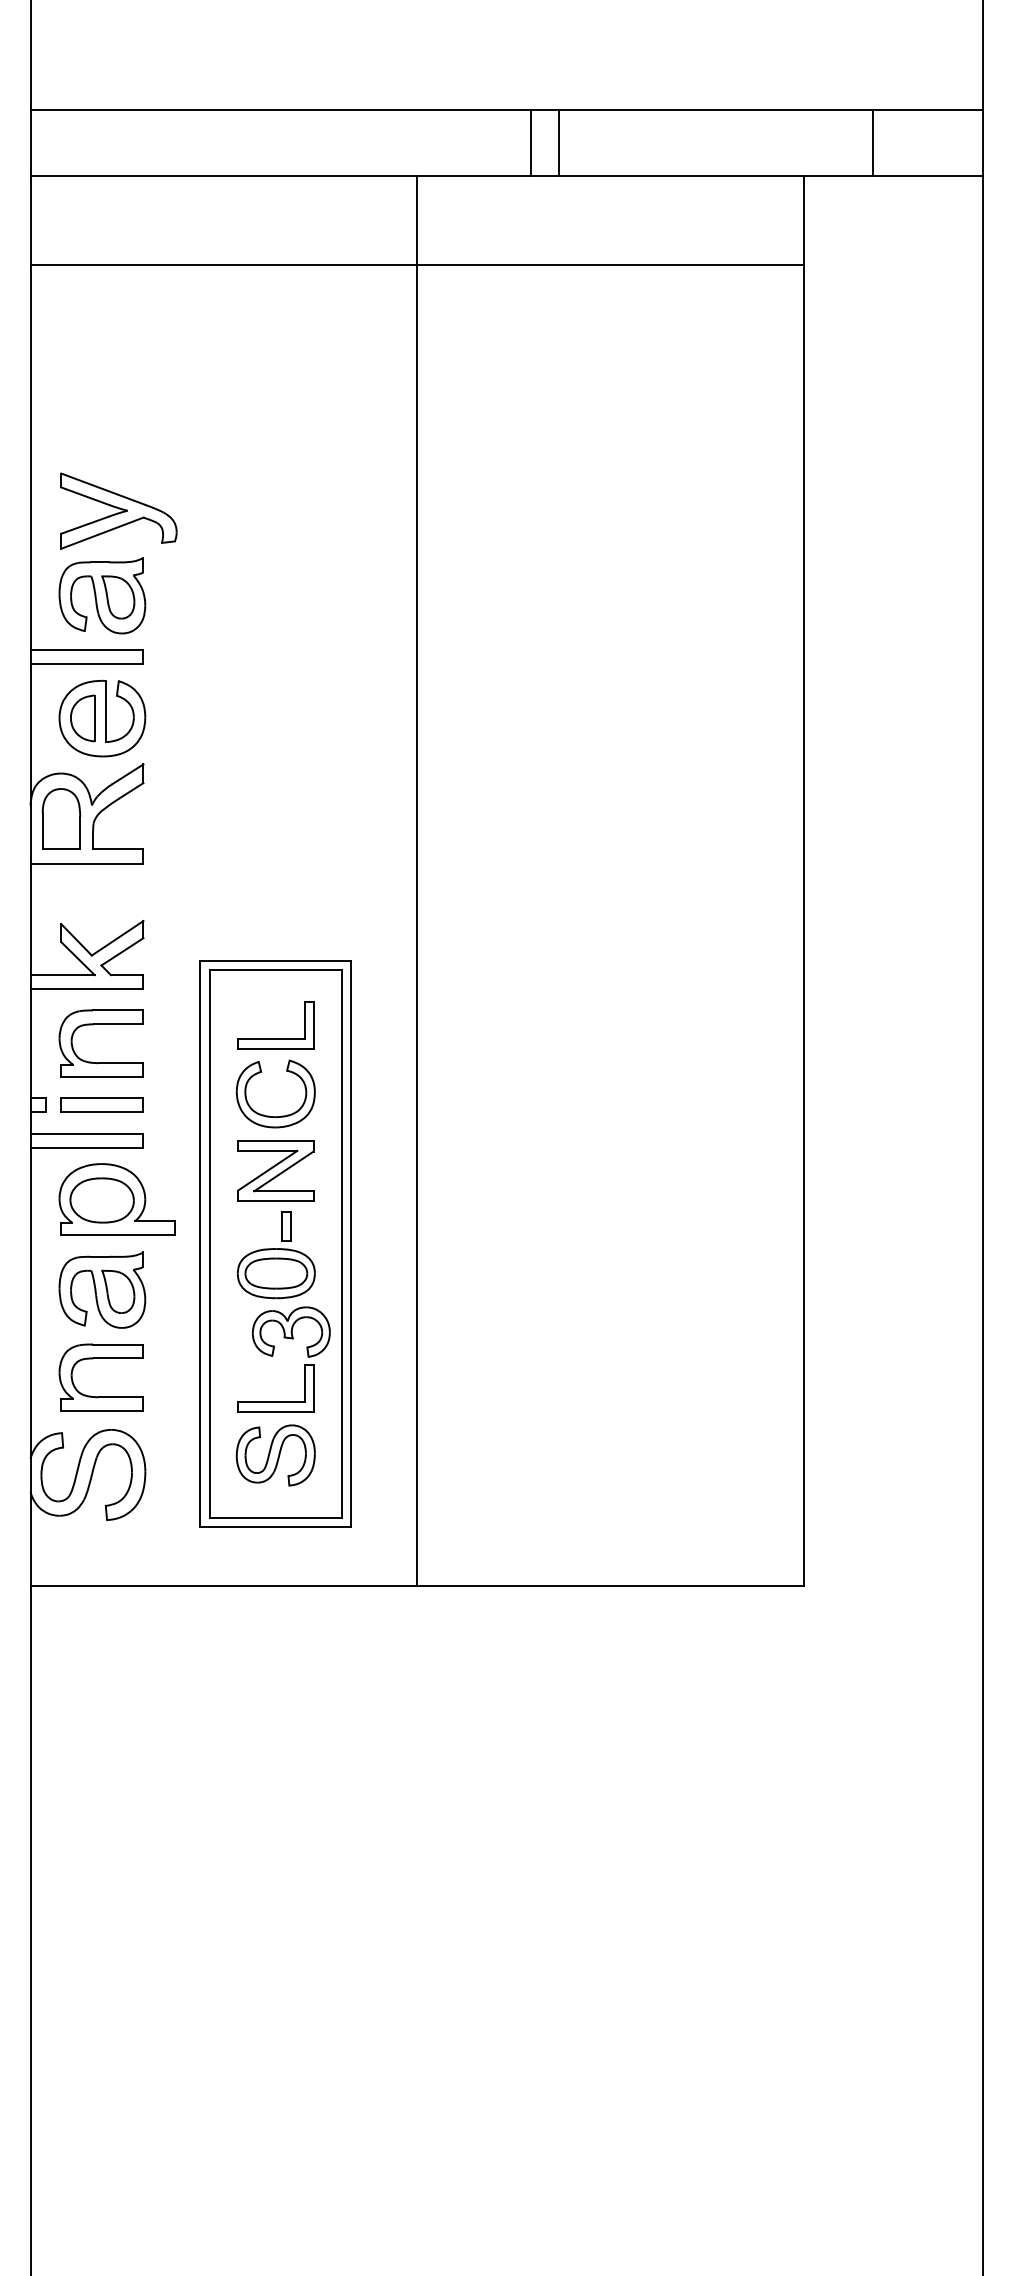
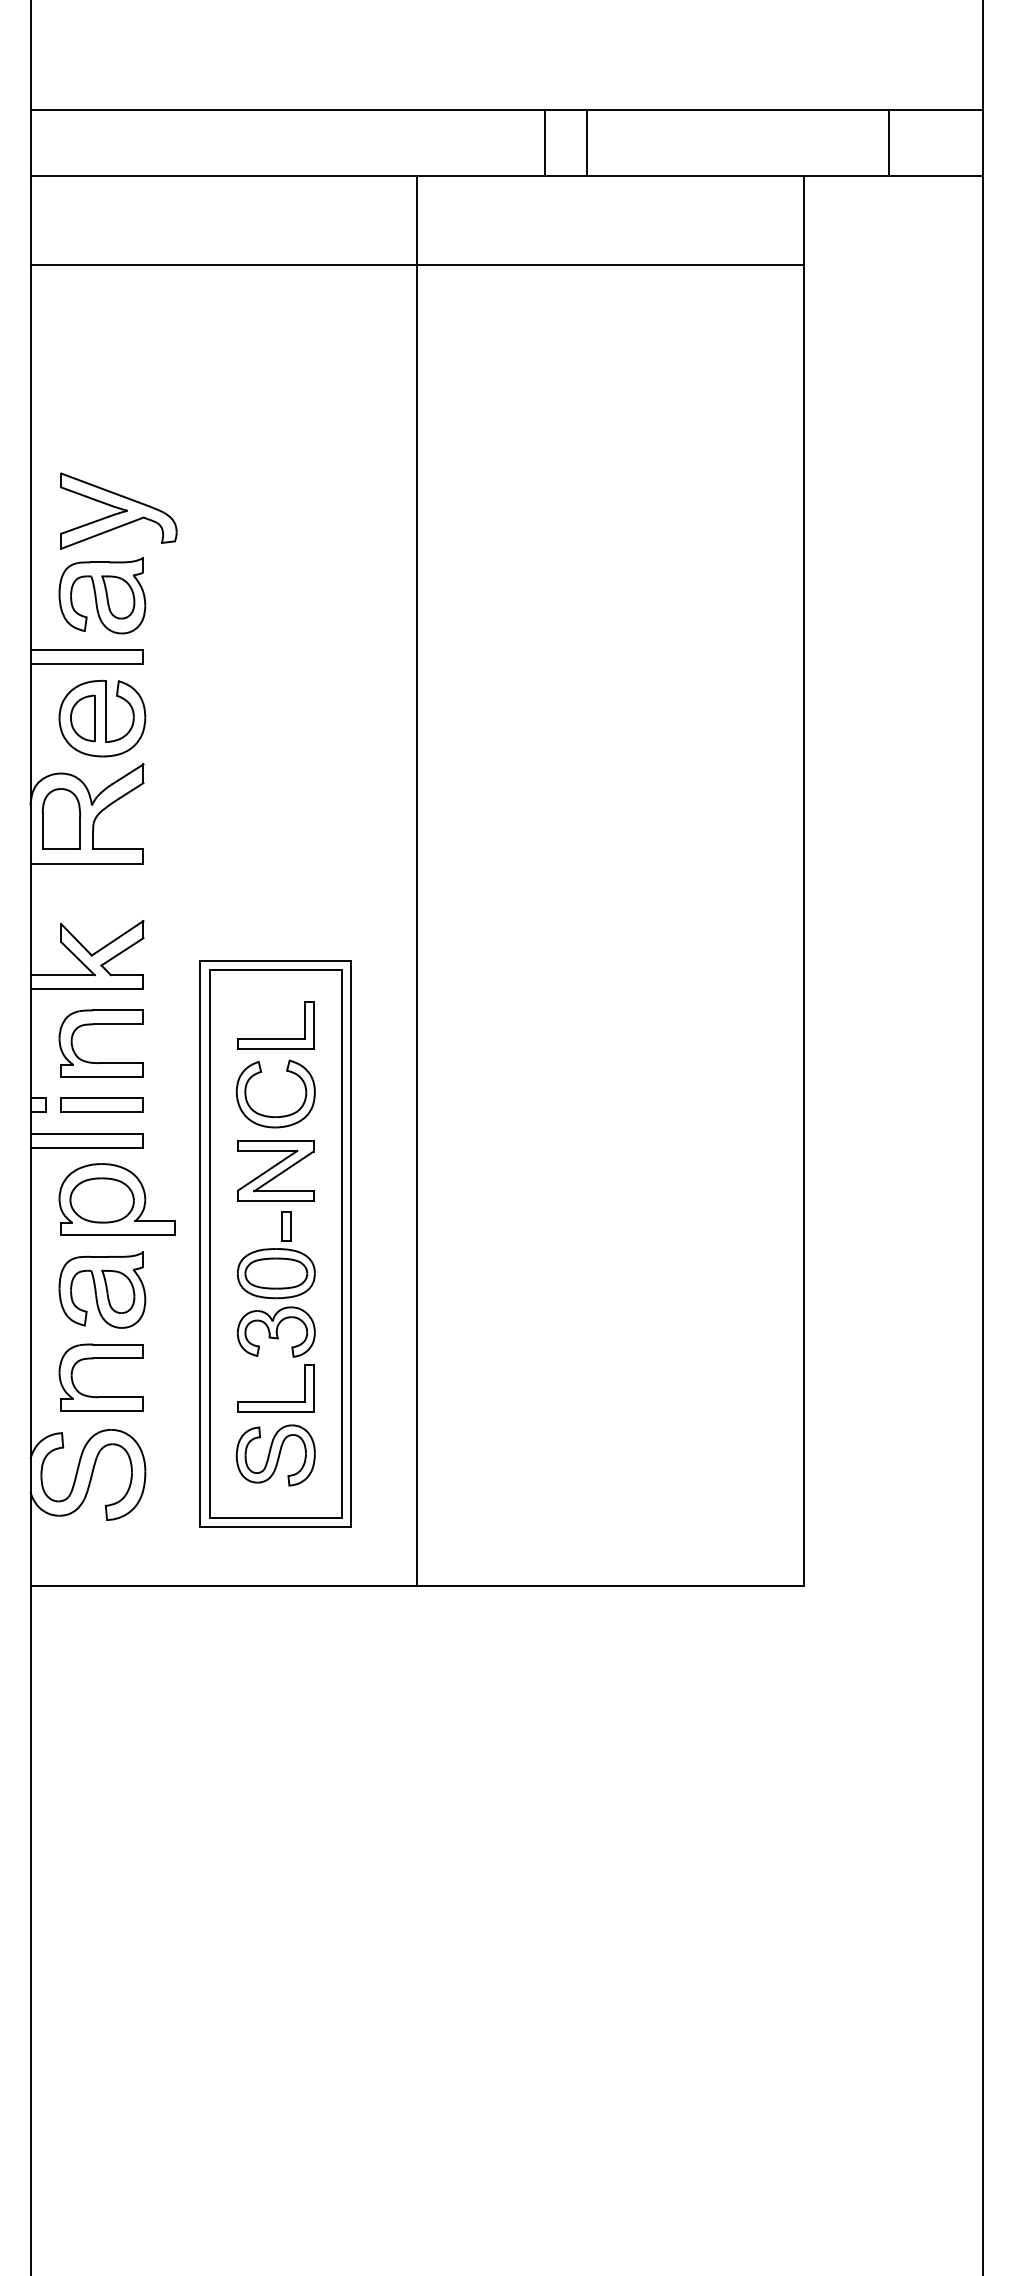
line position: (530, 143) -> (544, 143) (544, 143)
line position: (559, 143) -> (587, 143) (587, 143)
line position: (873, 143) -> (889, 143) (889, 143)
part position: (291, 1331) -> (276, 1331) (276, 1331)
